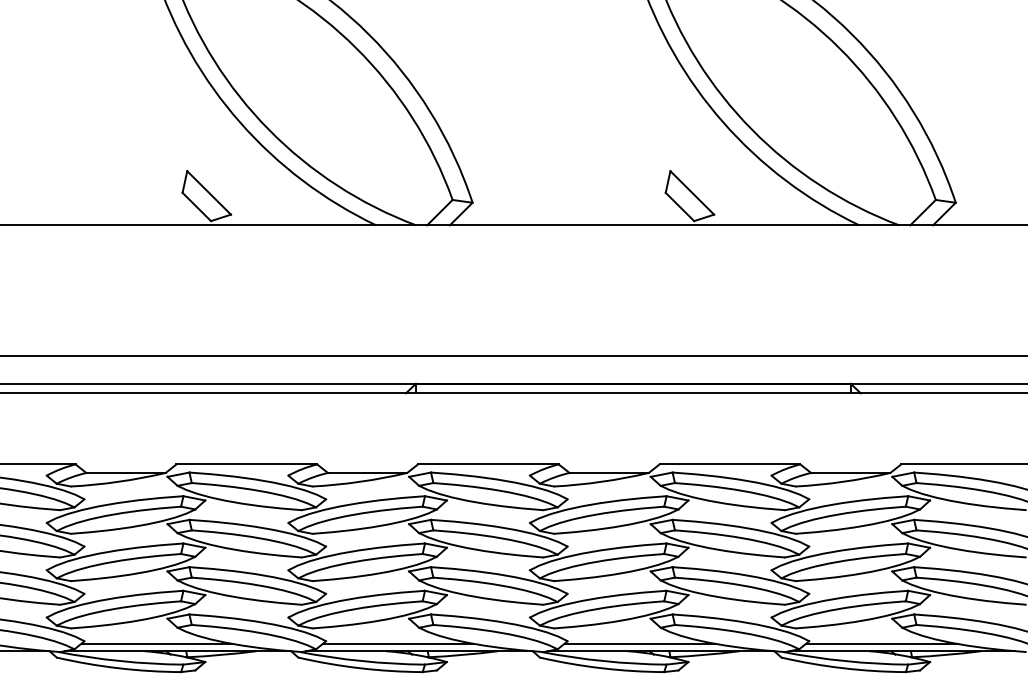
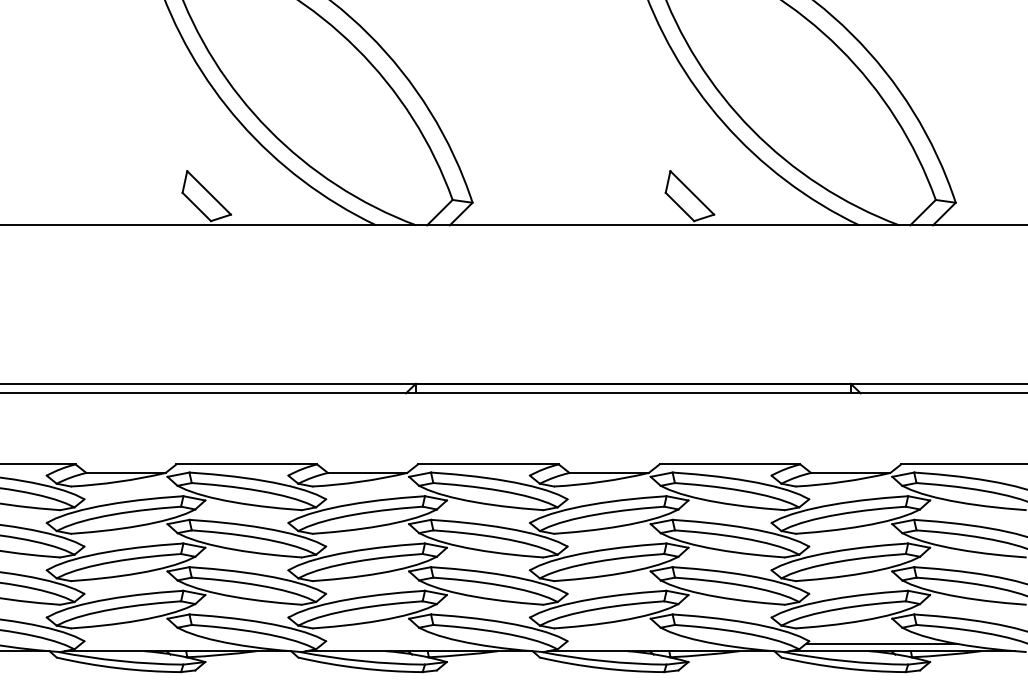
line: present -> none (513, 356)
line: present -> none (156, 644)
line: present -> none (398, 644)
line: present -> none (640, 644)
